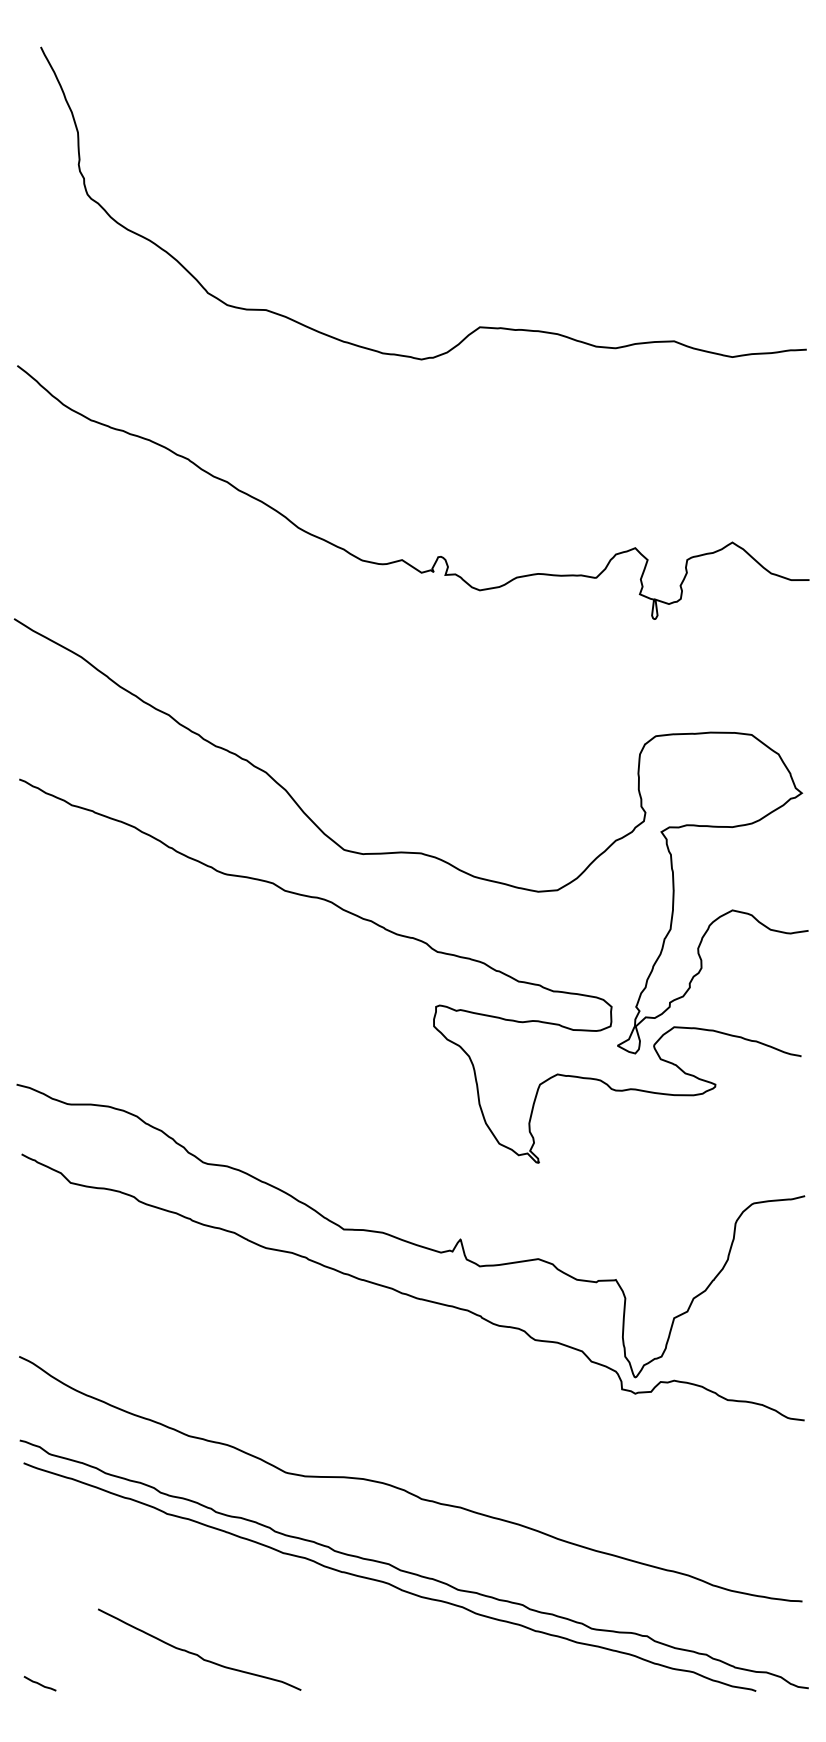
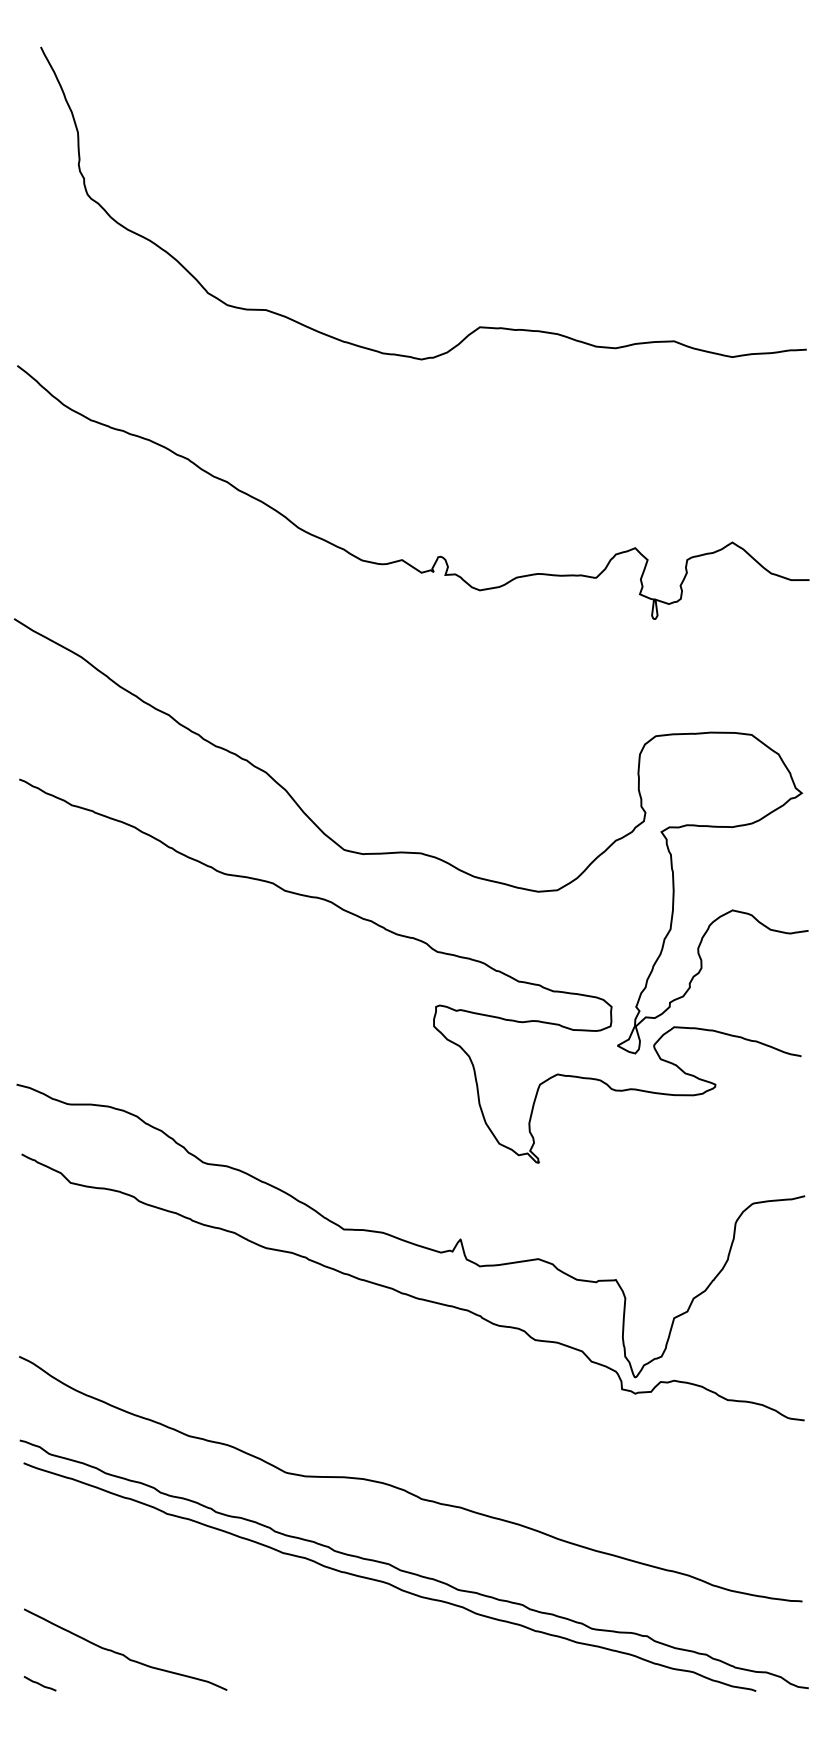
curve position: (196, 1653) -> (122, 1653) (122, 1653)
